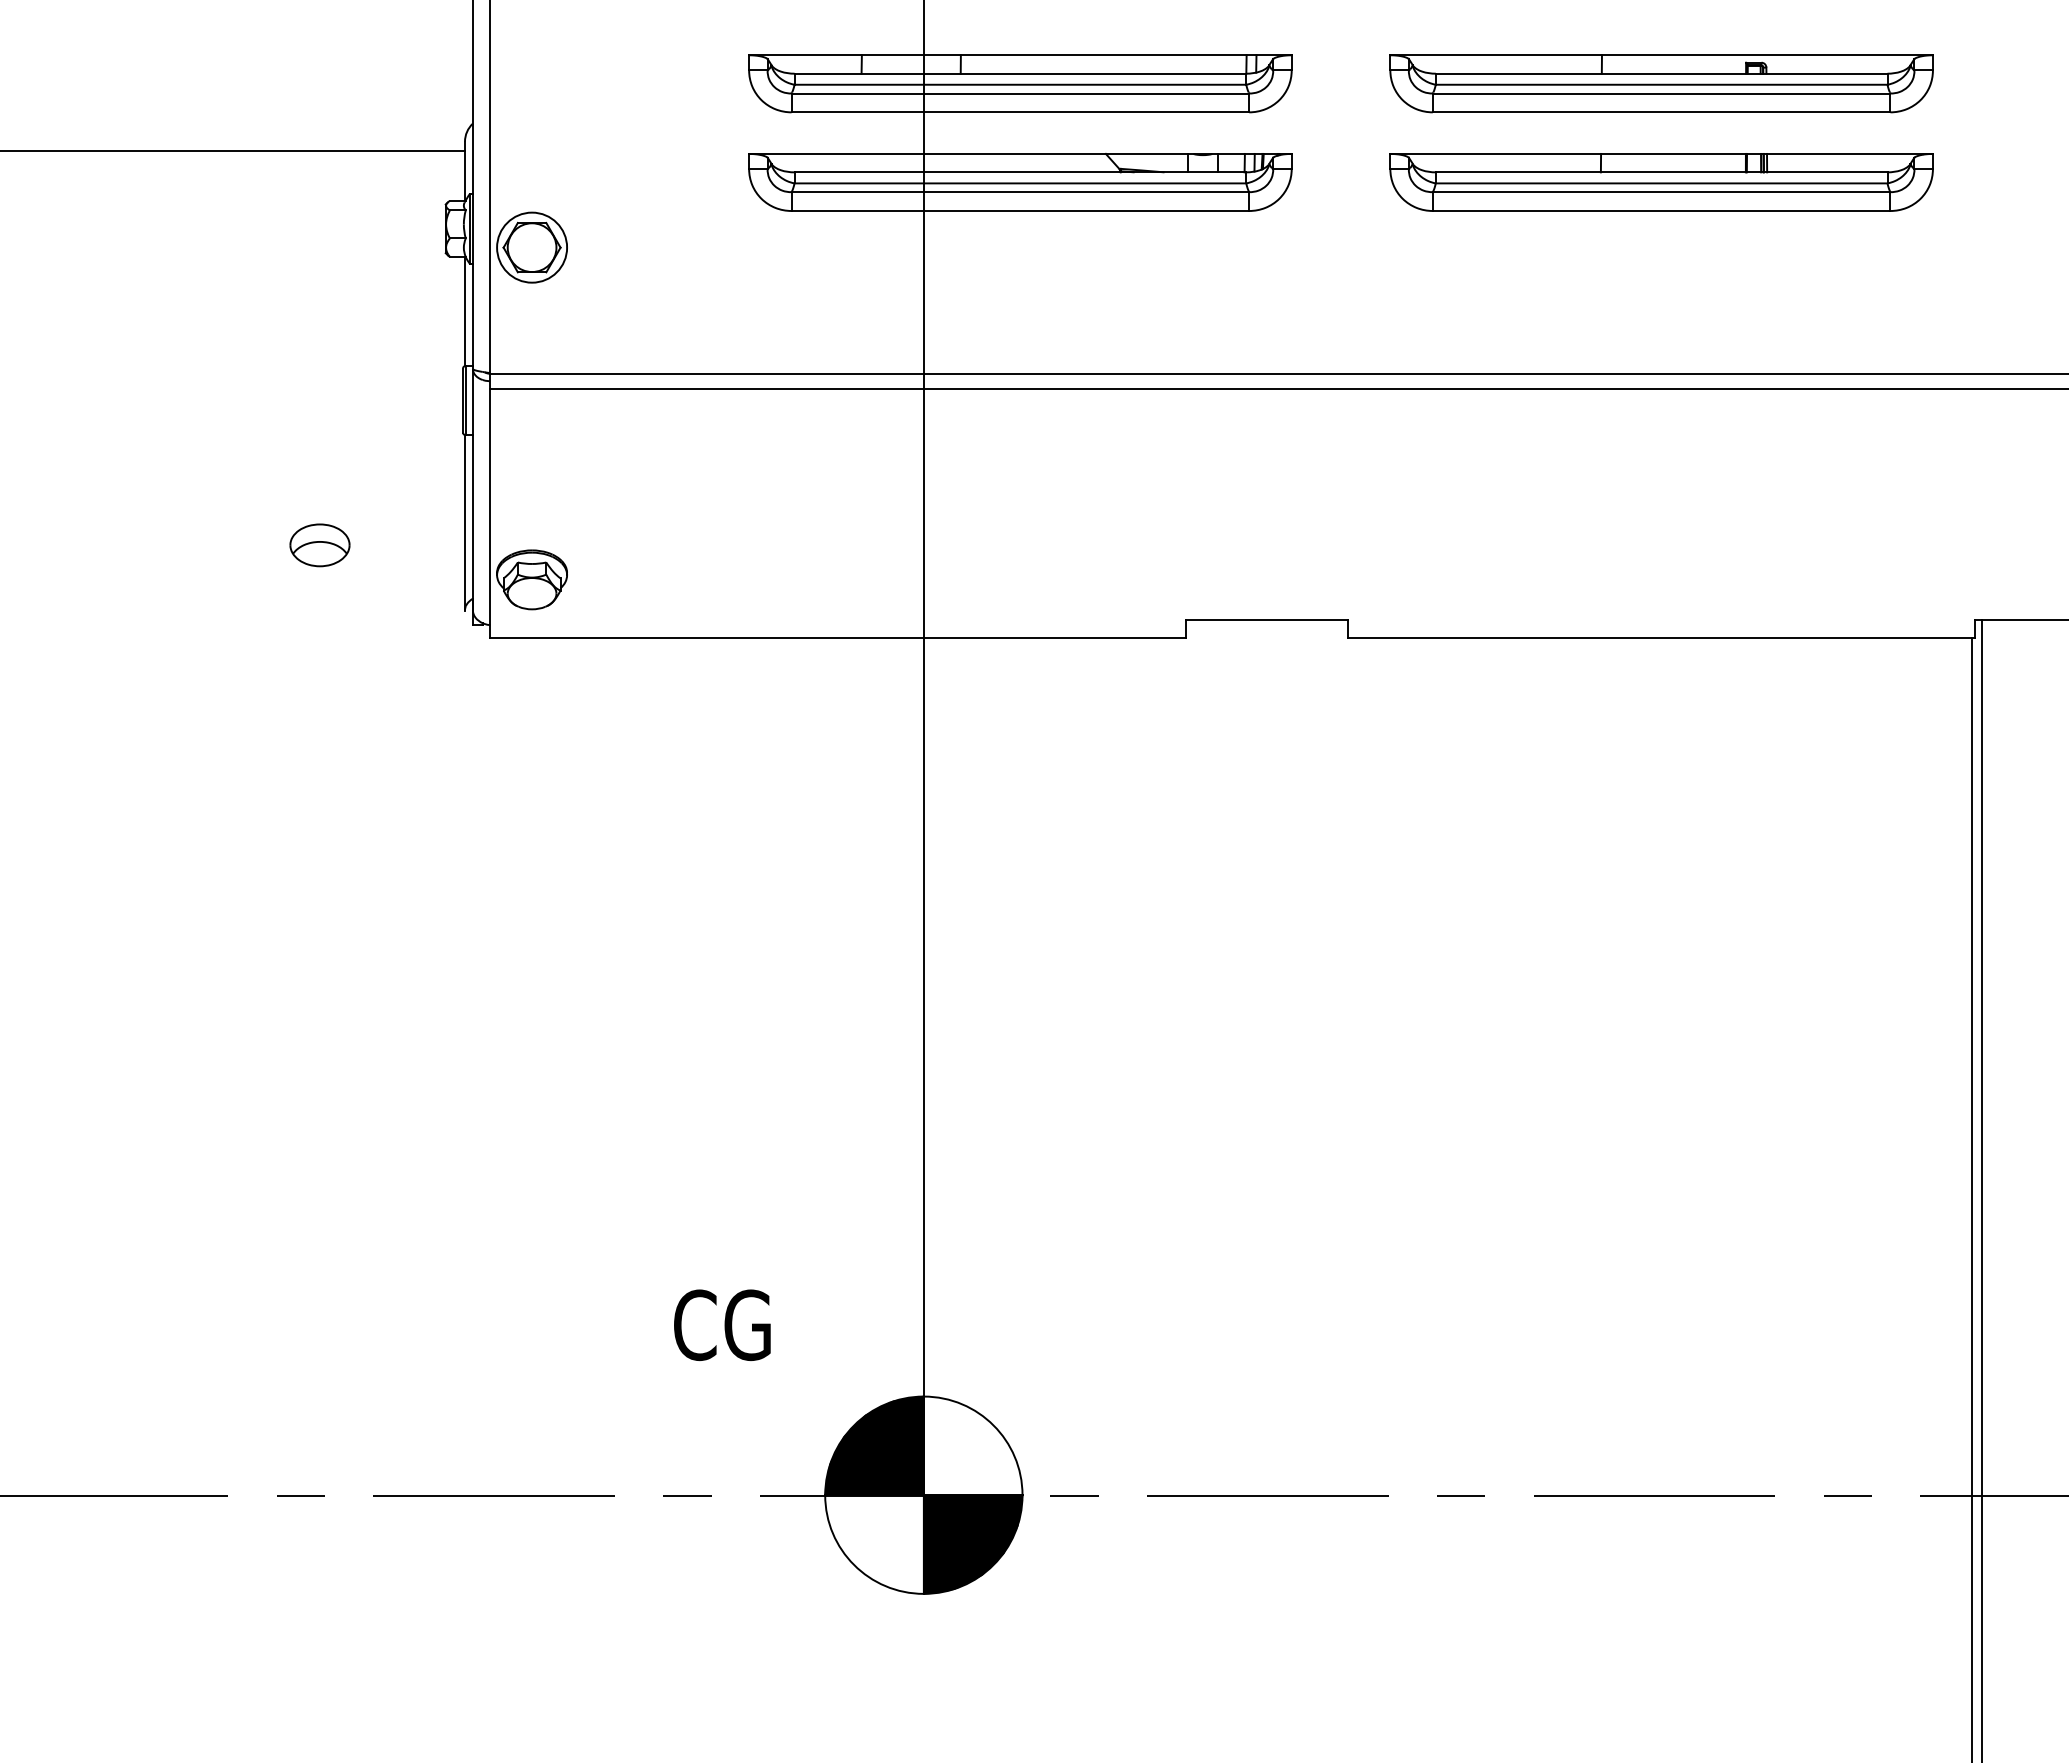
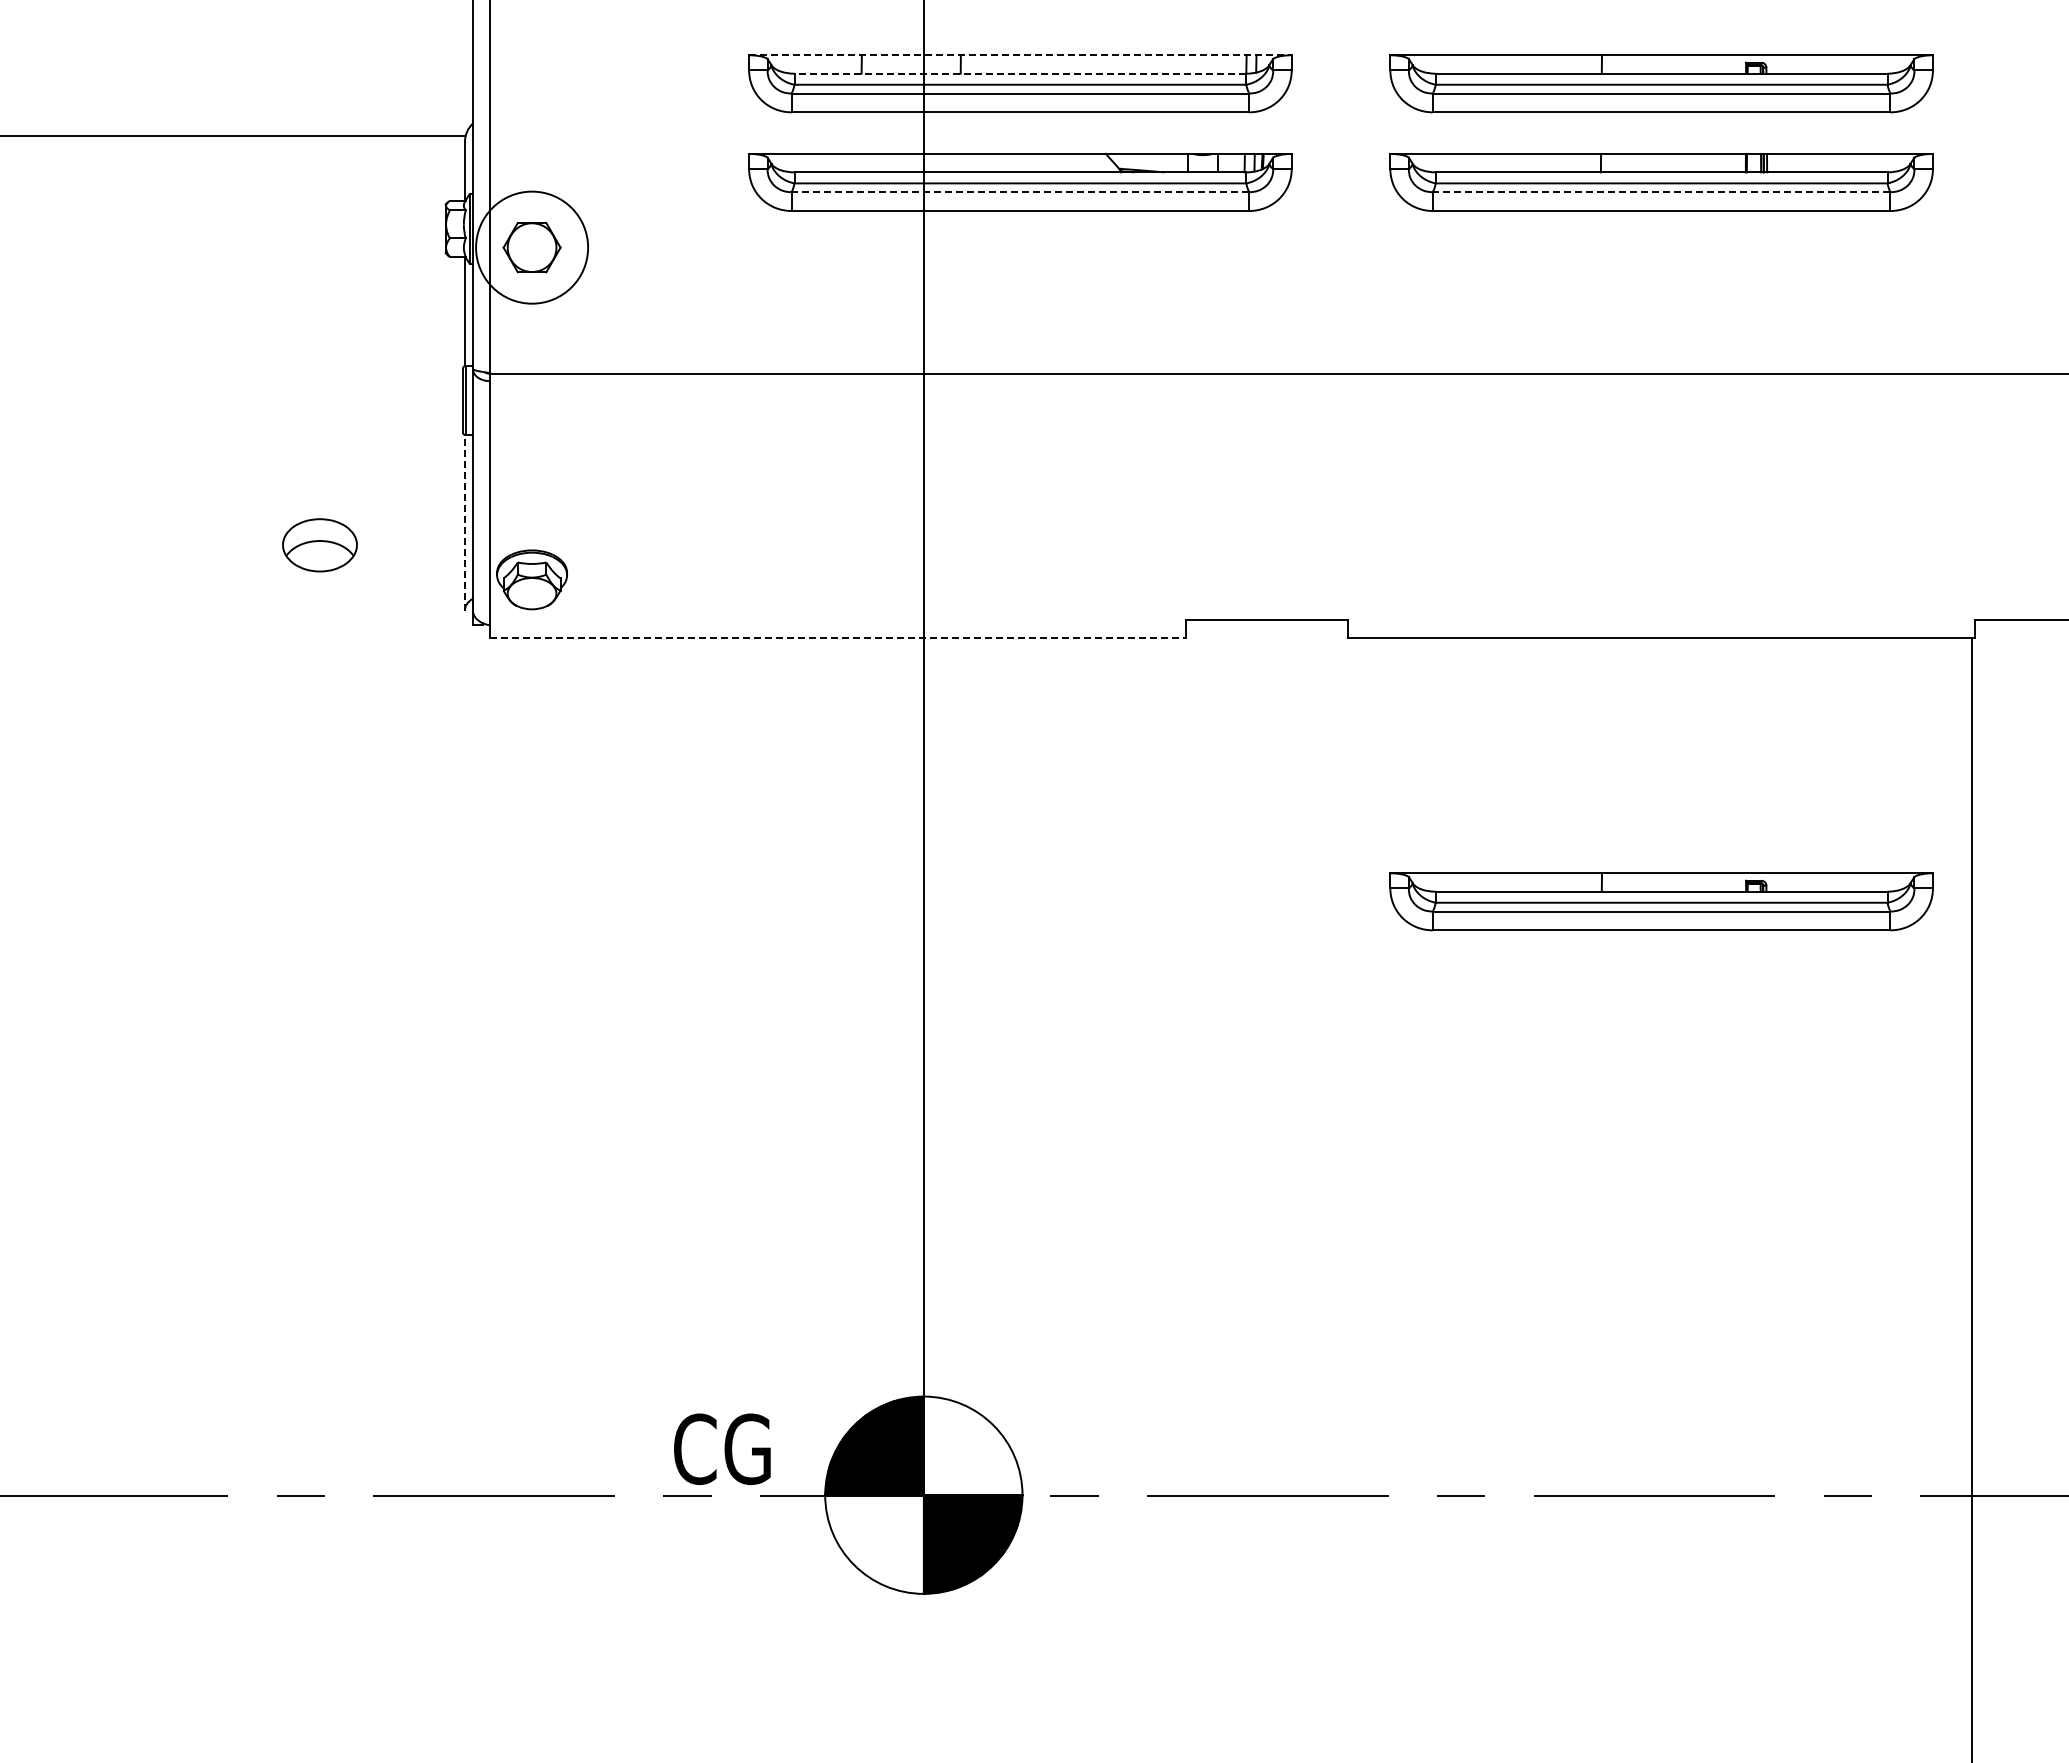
line: solid -> dashed (1020, 55)
line: solid -> dashed (1020, 73)
line position: (233, 151) -> (233, 136) (233, 136)
line: solid -> dashed (1020, 192)
line: solid -> dashed (1661, 192)
circle diameter: 70 px -> 112 px (532, 247)
line: present -> none (1277, 388)
line: solid -> dashed (465, 523)
part size: 62x45 px -> 76x55 px (319, 545)
line: solid -> dashed (837, 637)
part: none -> present (1661, 901)
line: present -> none (1982, 1189)
text position: (722, 1324) -> (722, 1448) (722, 1448)
